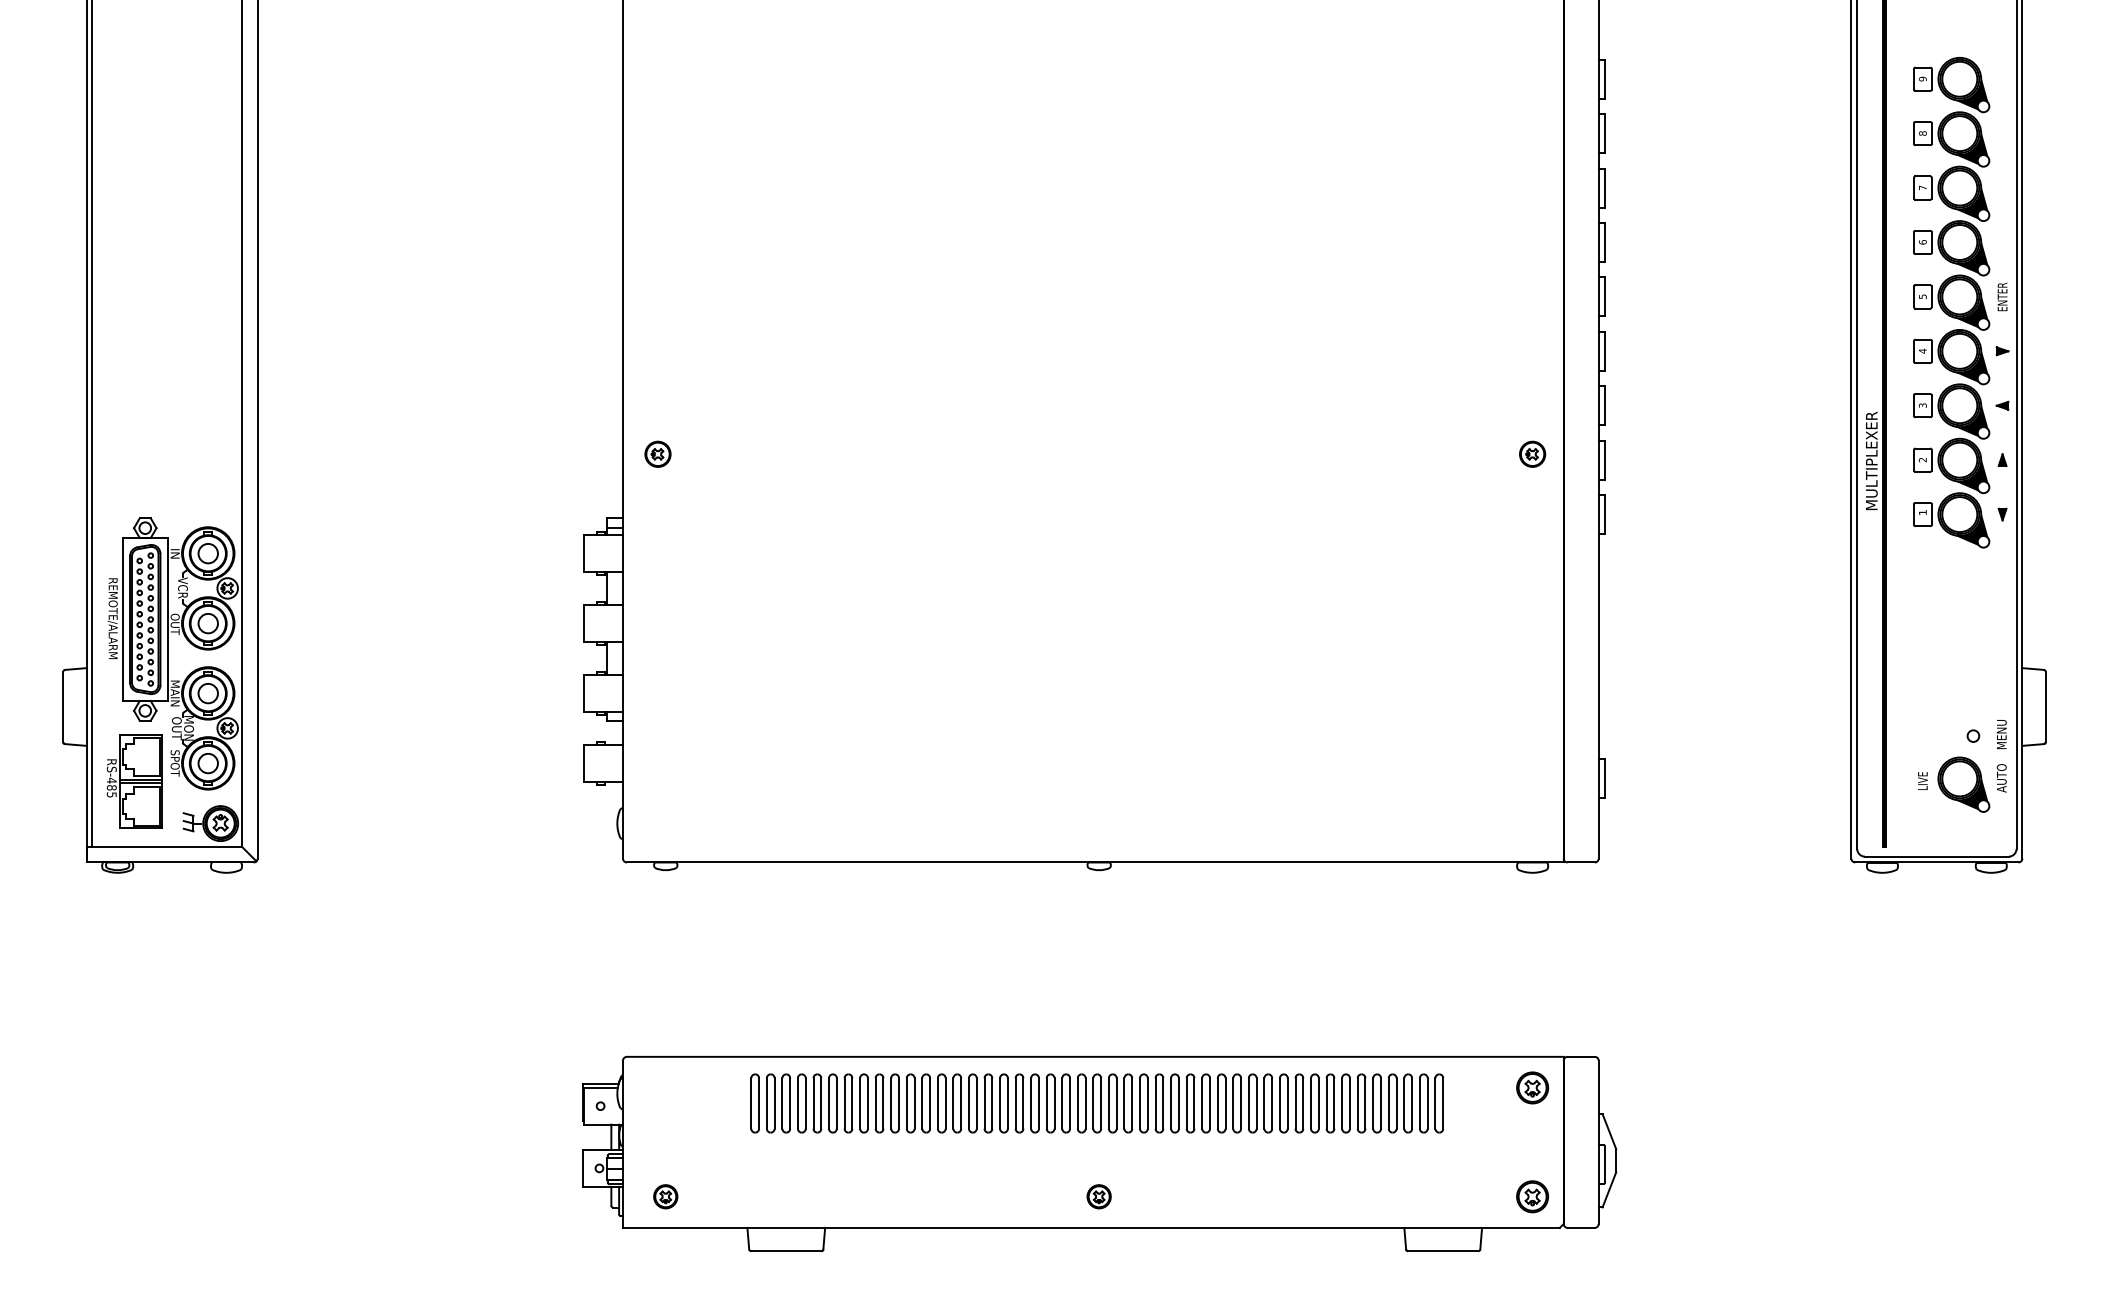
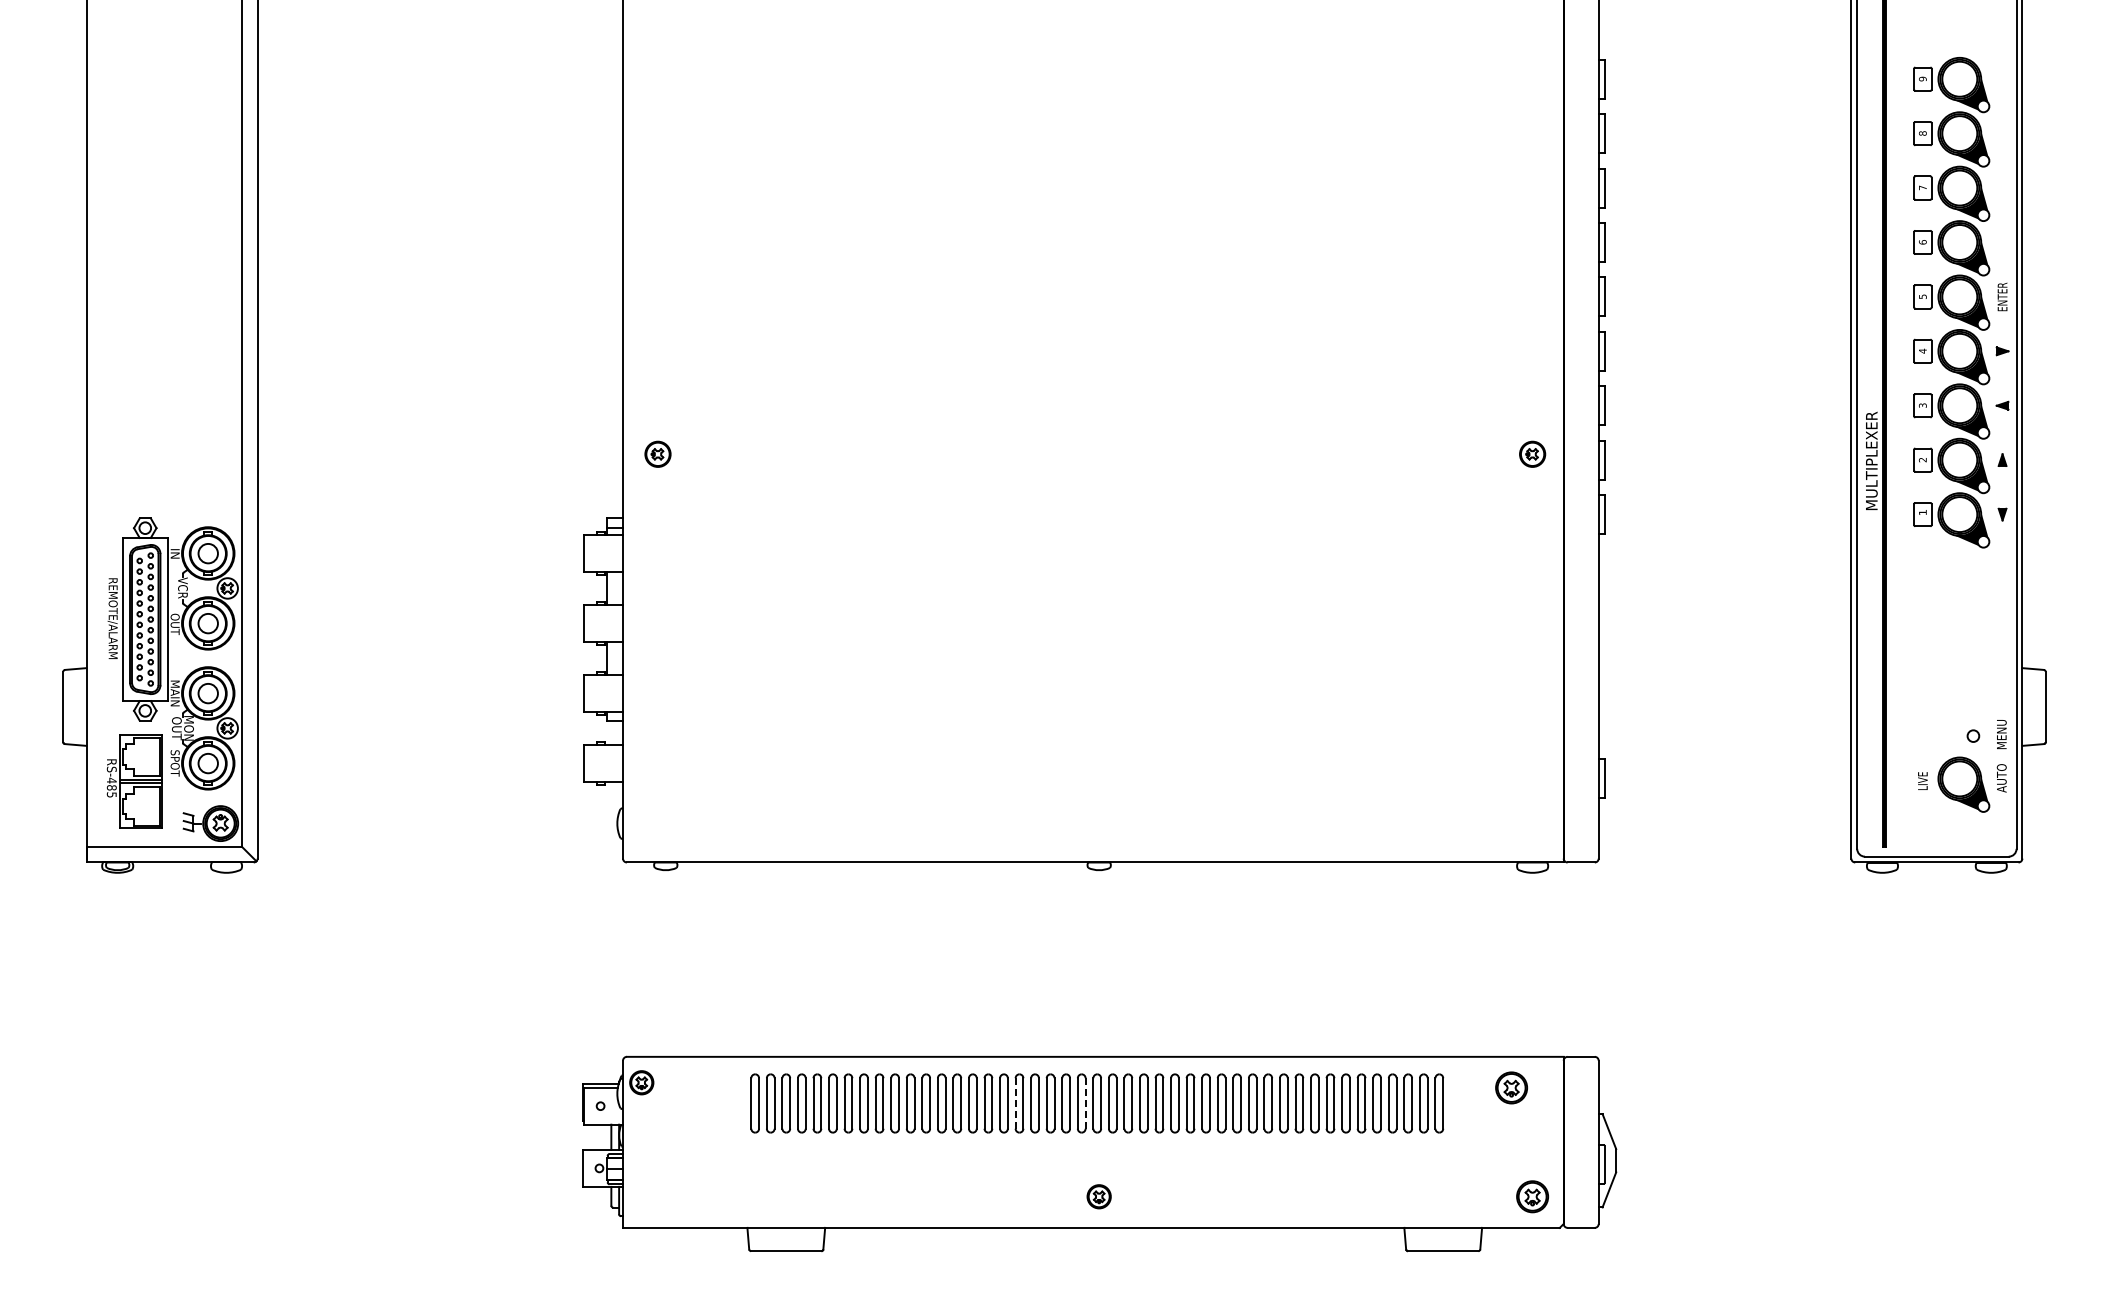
line: present -> none (92, 424)
part position: (1532, 1087) -> (1511, 1087) (1511, 1087)
line: solid -> dashed (1015, 1103)
line: solid -> dashed (1085, 1103)
part position: (665, 1196) -> (641, 1082) (641, 1082)
